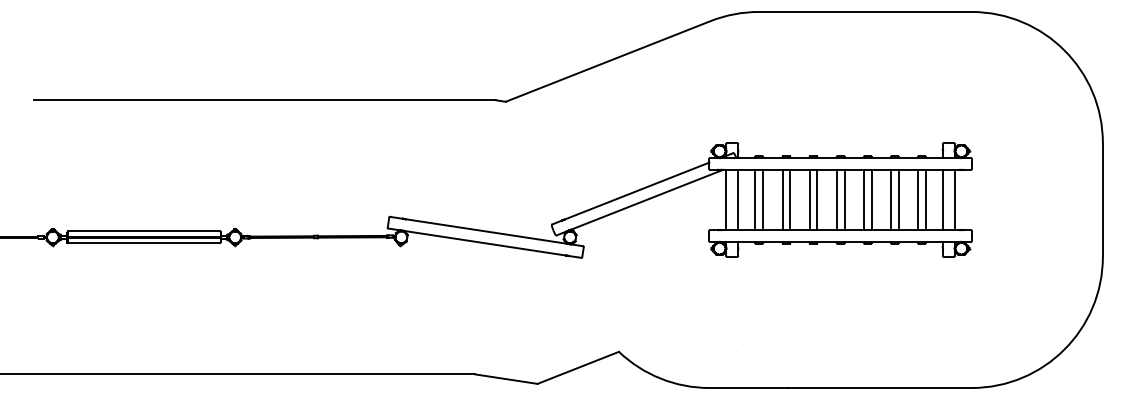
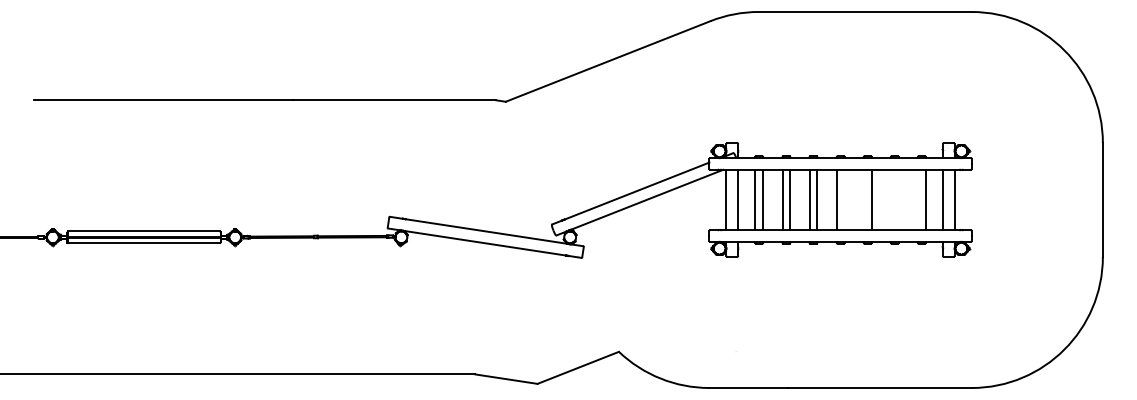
line: present -> none (844, 199)
line: present -> none (863, 199)
line: present -> none (890, 199)
line: present -> none (898, 199)
line: present -> none (917, 199)
